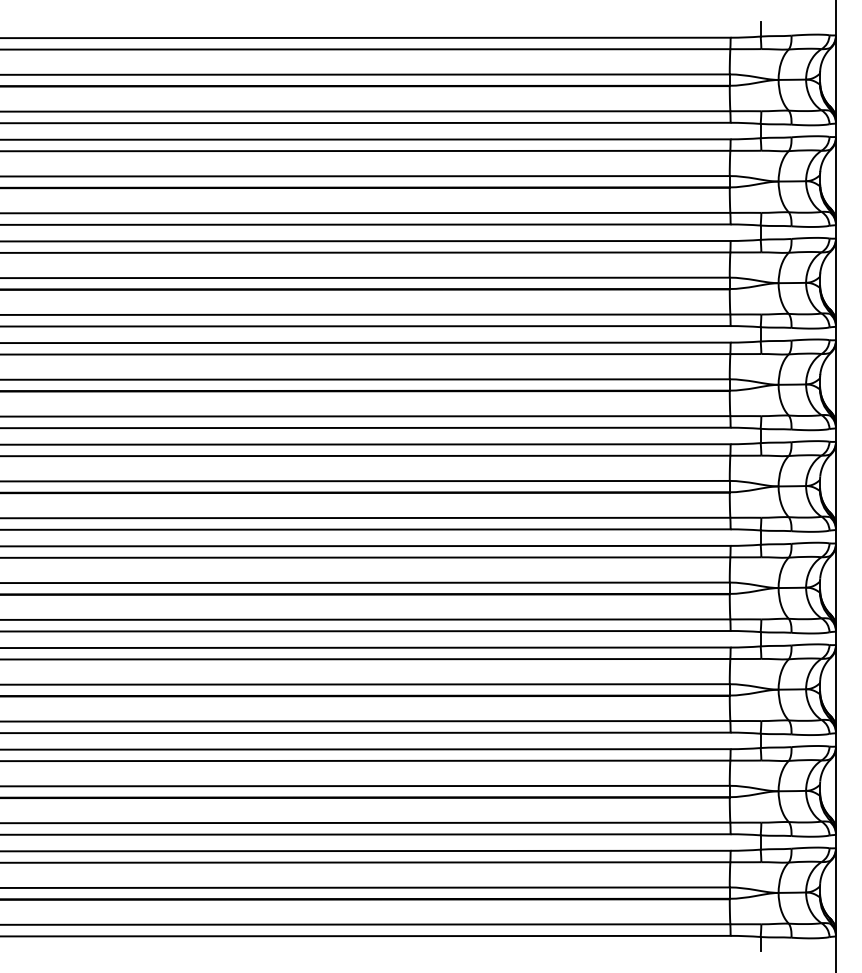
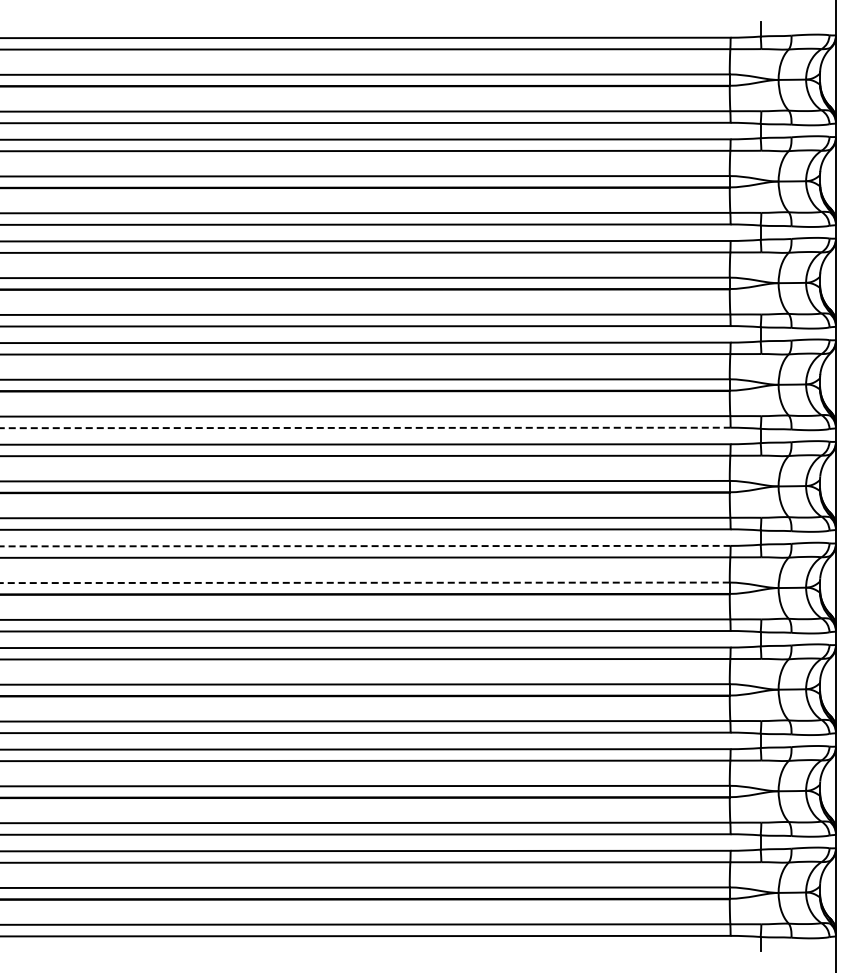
line: solid -> dashed (365, 427)
line: solid -> dashed (365, 546)
line: solid -> dashed (364, 582)
